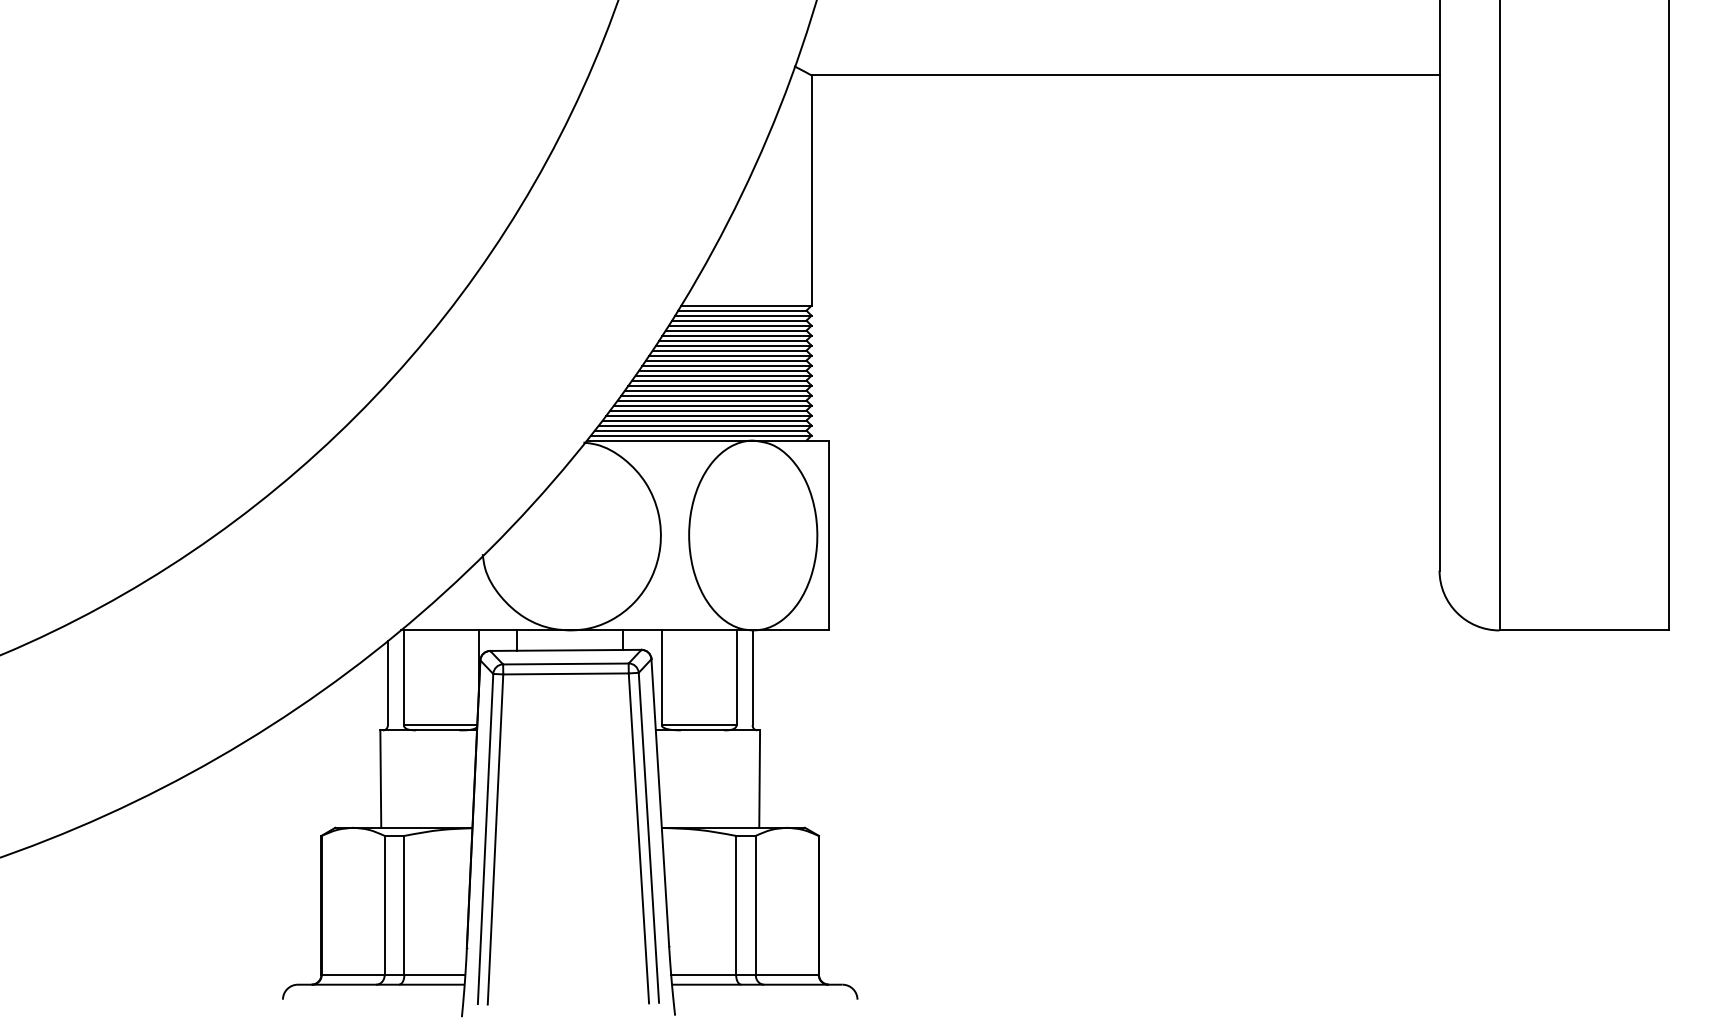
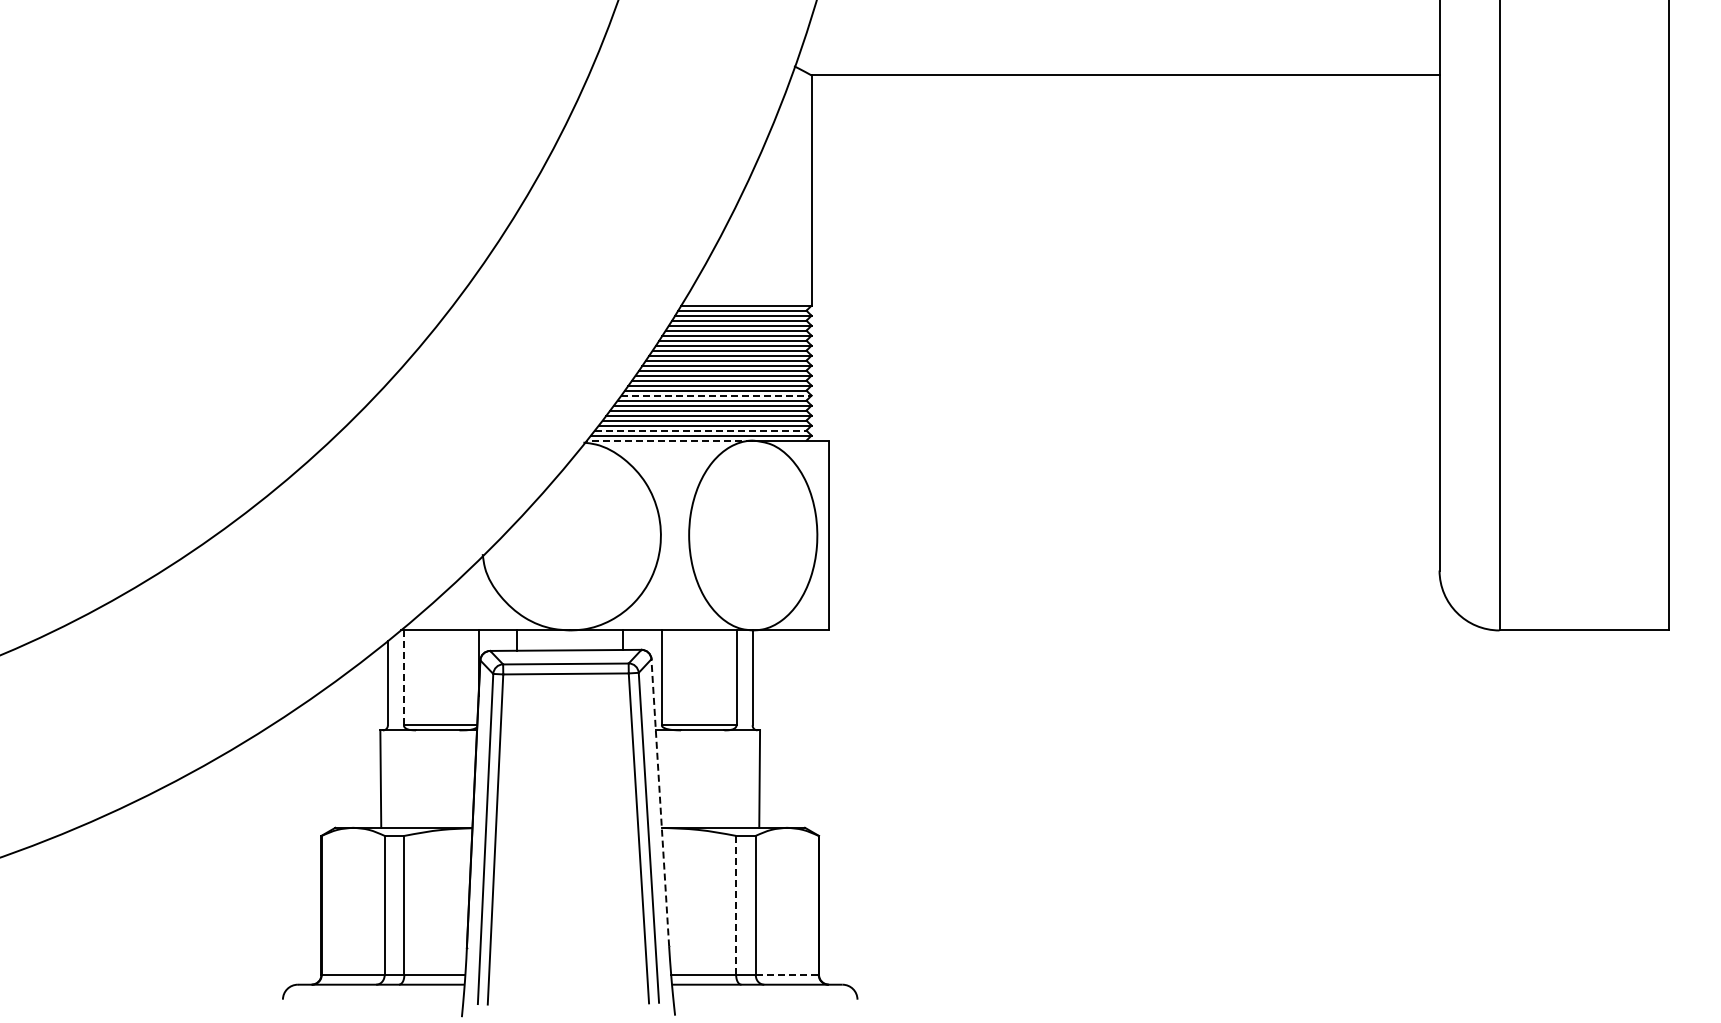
line: solid -> dashed (716, 395)
line: solid -> dashed (700, 430)
line: solid -> dashed (669, 440)
line: solid -> dashed (403, 677)
line: solid -> dashed (660, 802)
line: solid -> dashed (736, 904)
line: solid -> dashed (787, 974)
